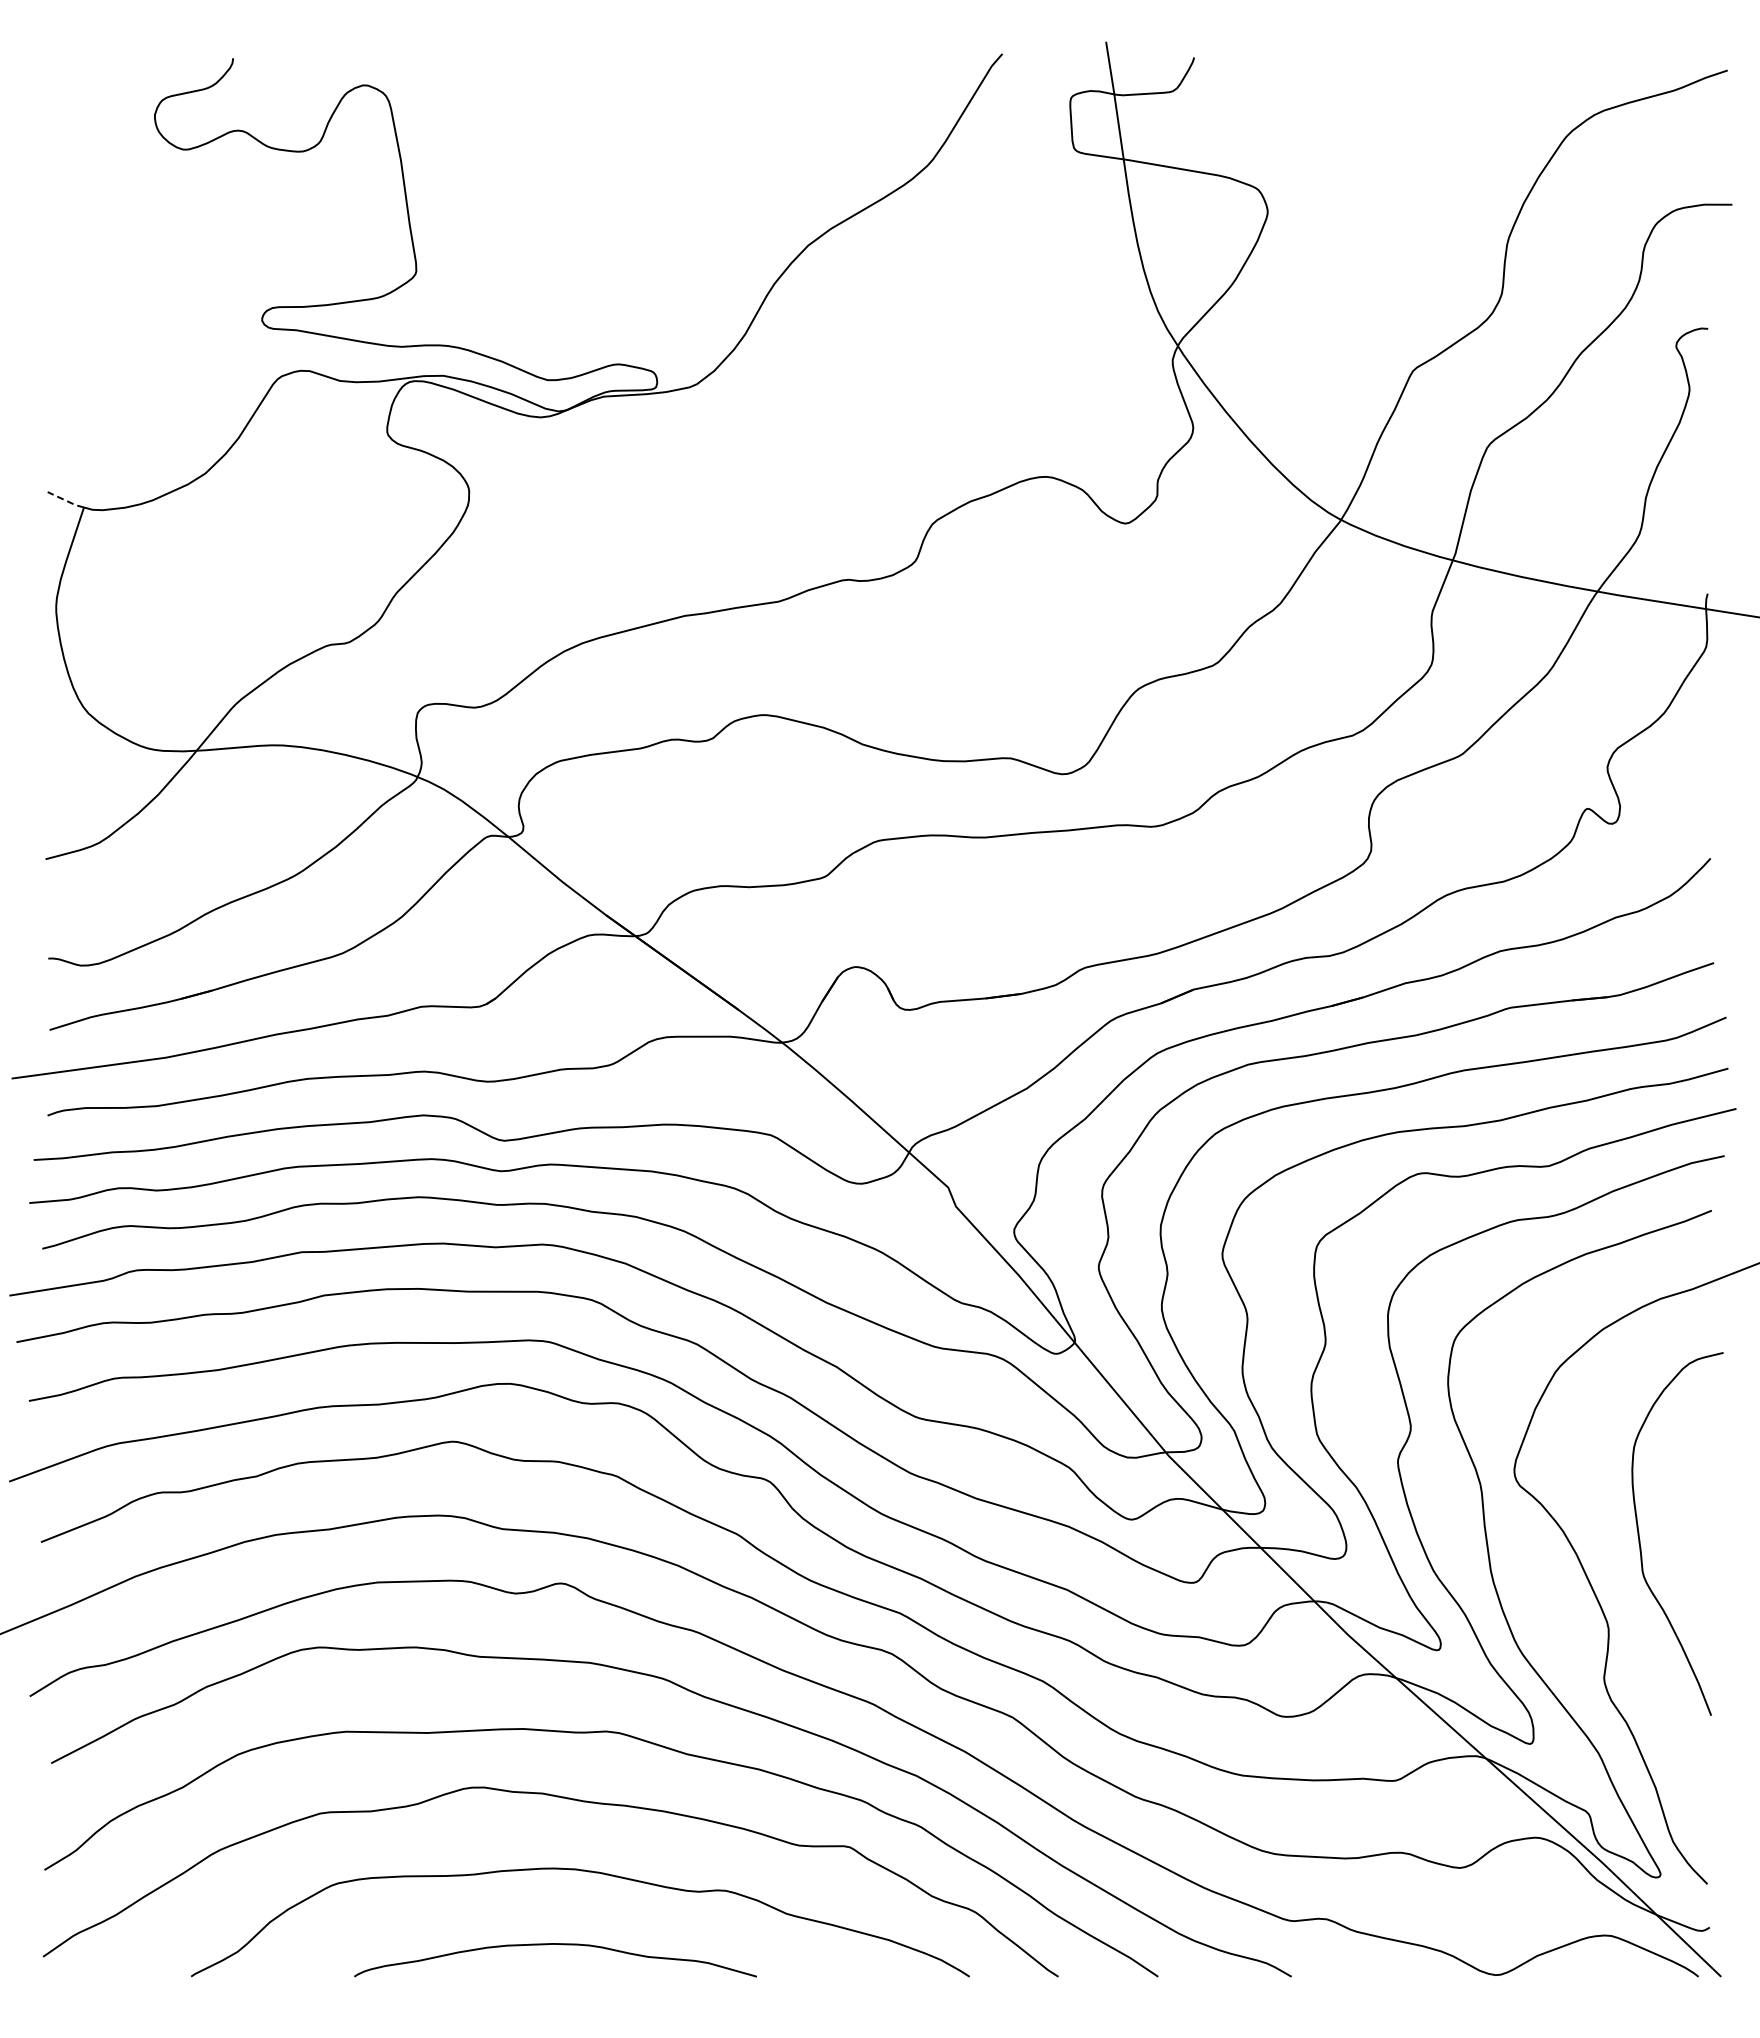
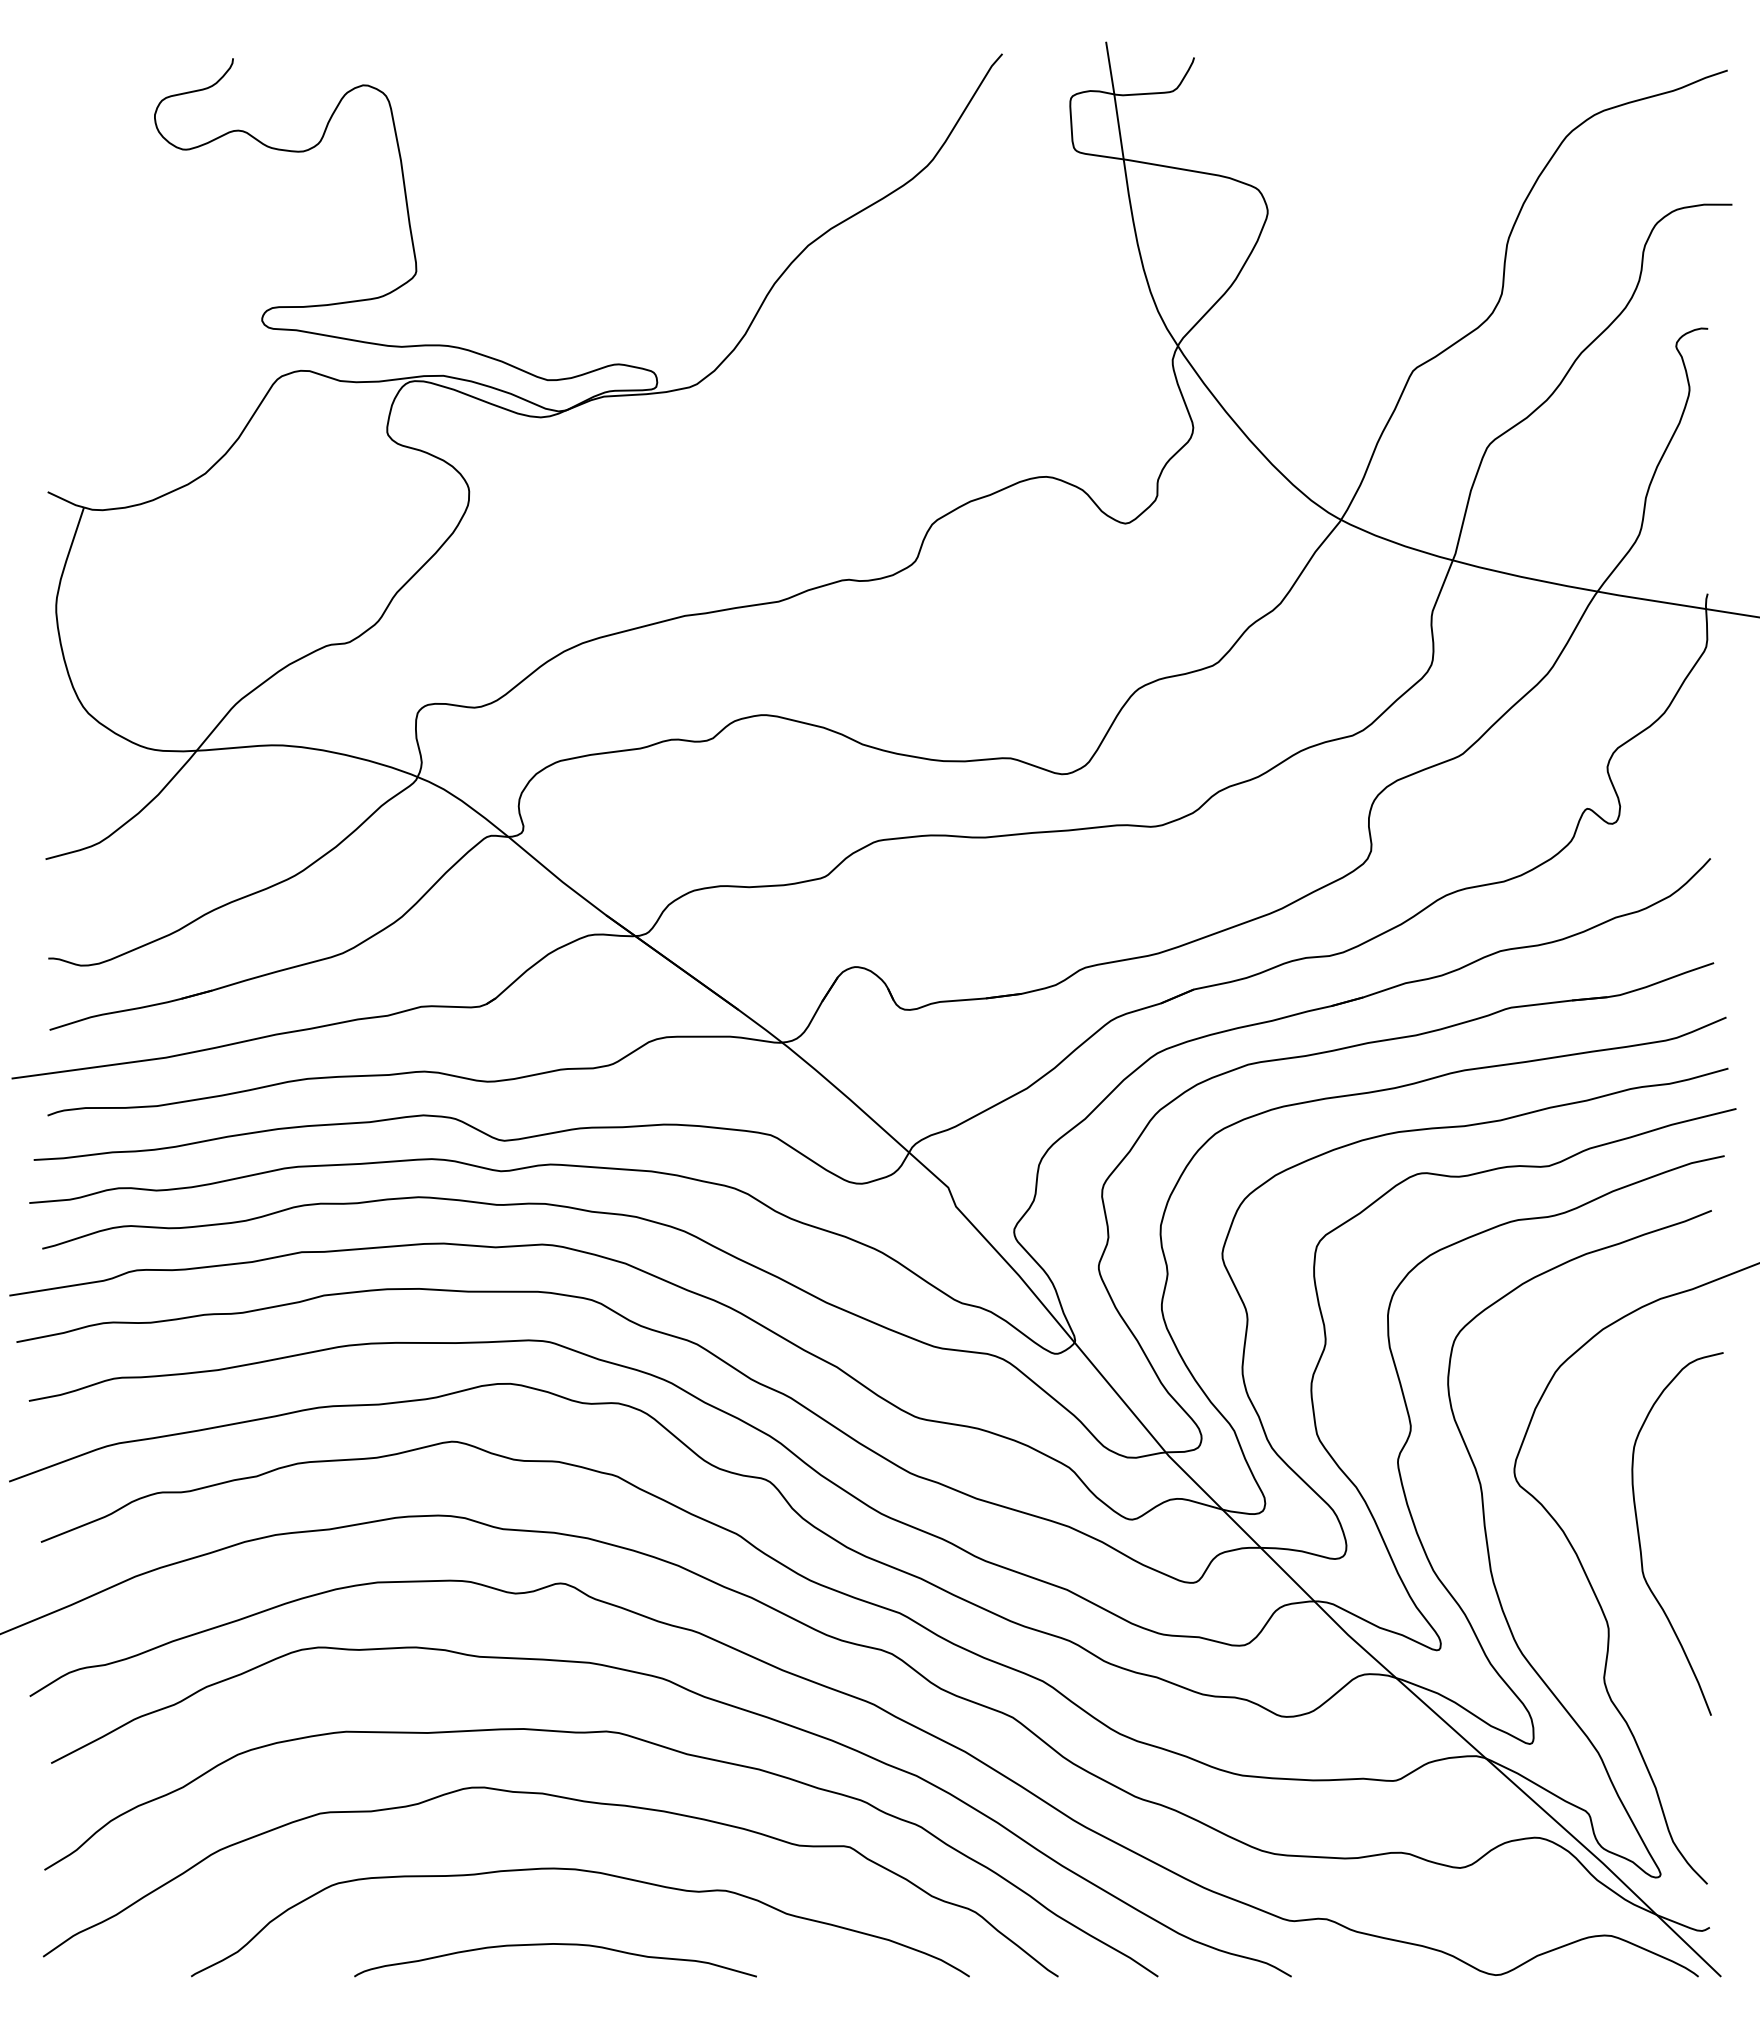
line: dashed -> solid (65, 500)
